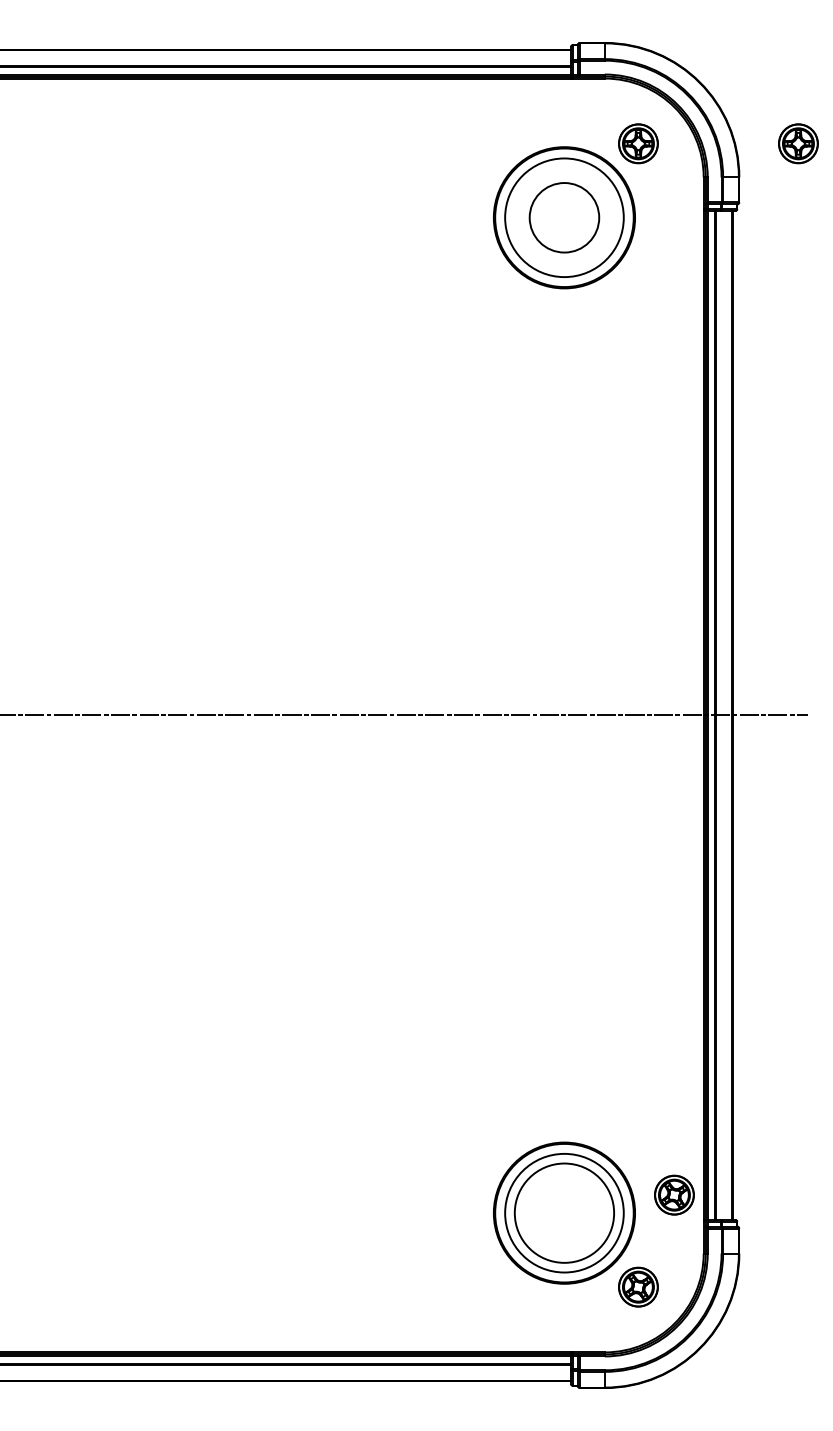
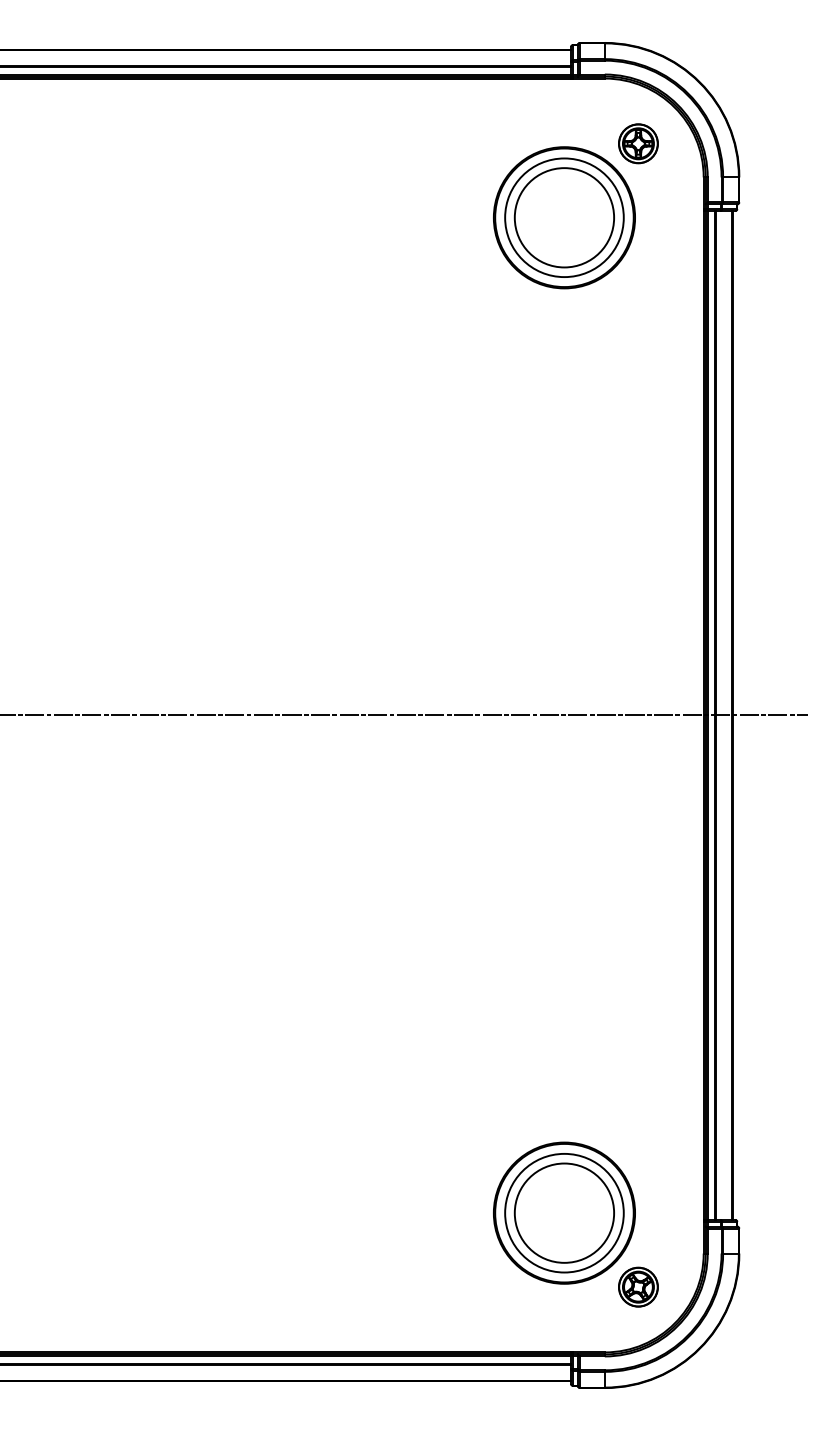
part: present -> none (798, 143)
circle diameter: 70 px -> 99 px (564, 217)
part: present -> none (674, 1194)
